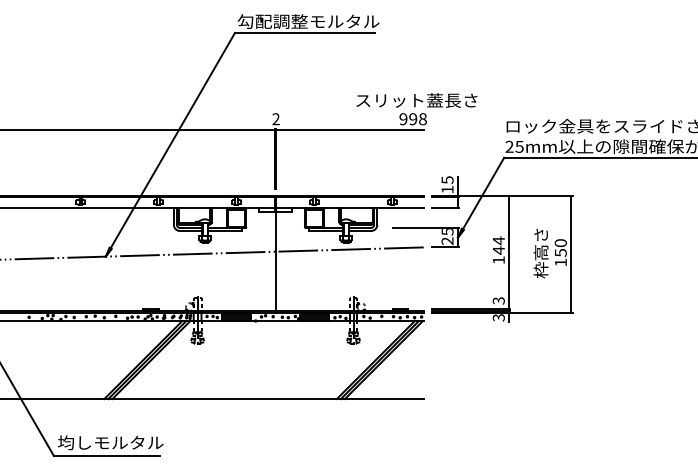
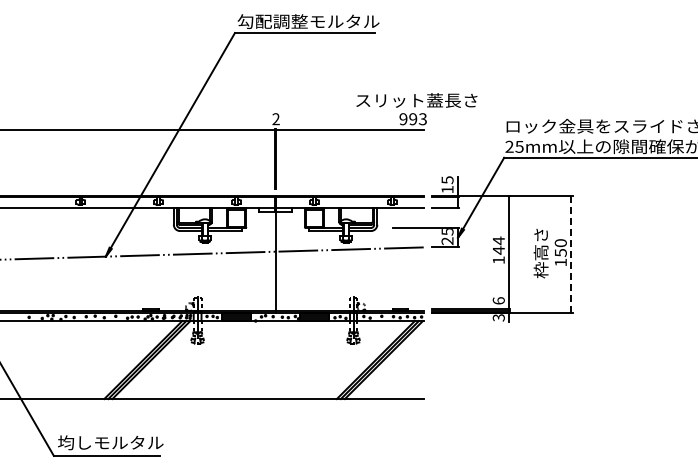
text: 998 -> 993 (422, 119)
line: solid -> dashed (571, 255)
text: 3 -> 6 (498, 300)
